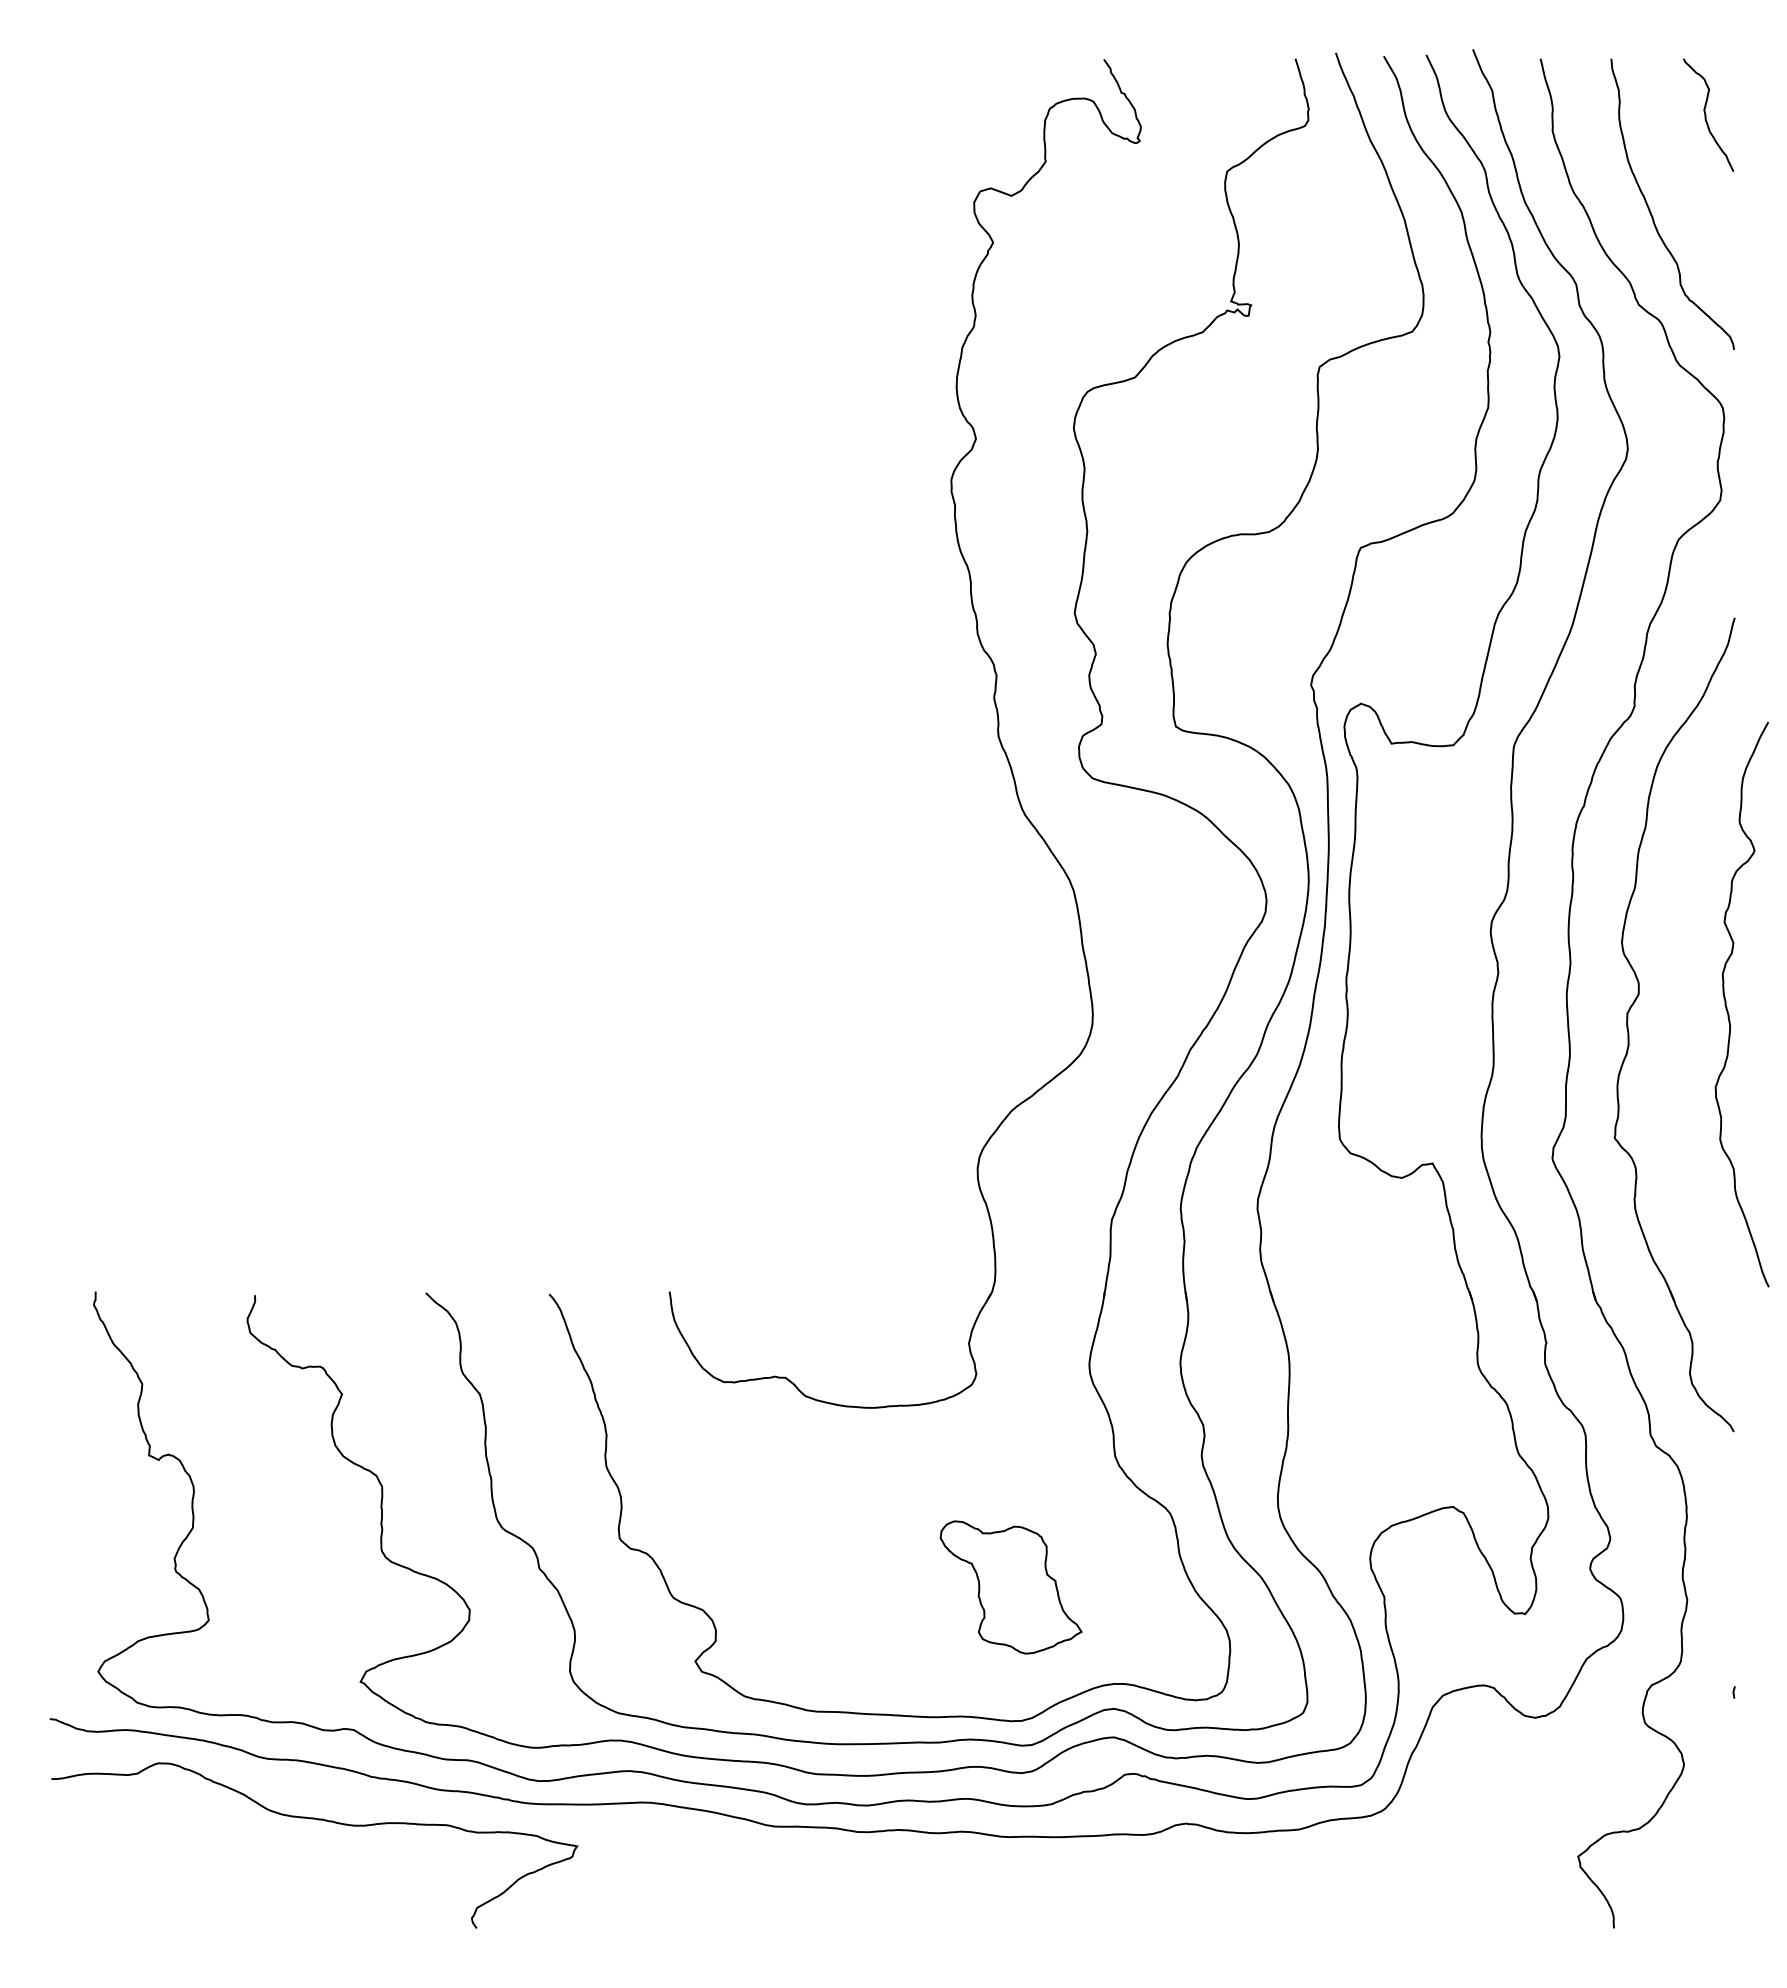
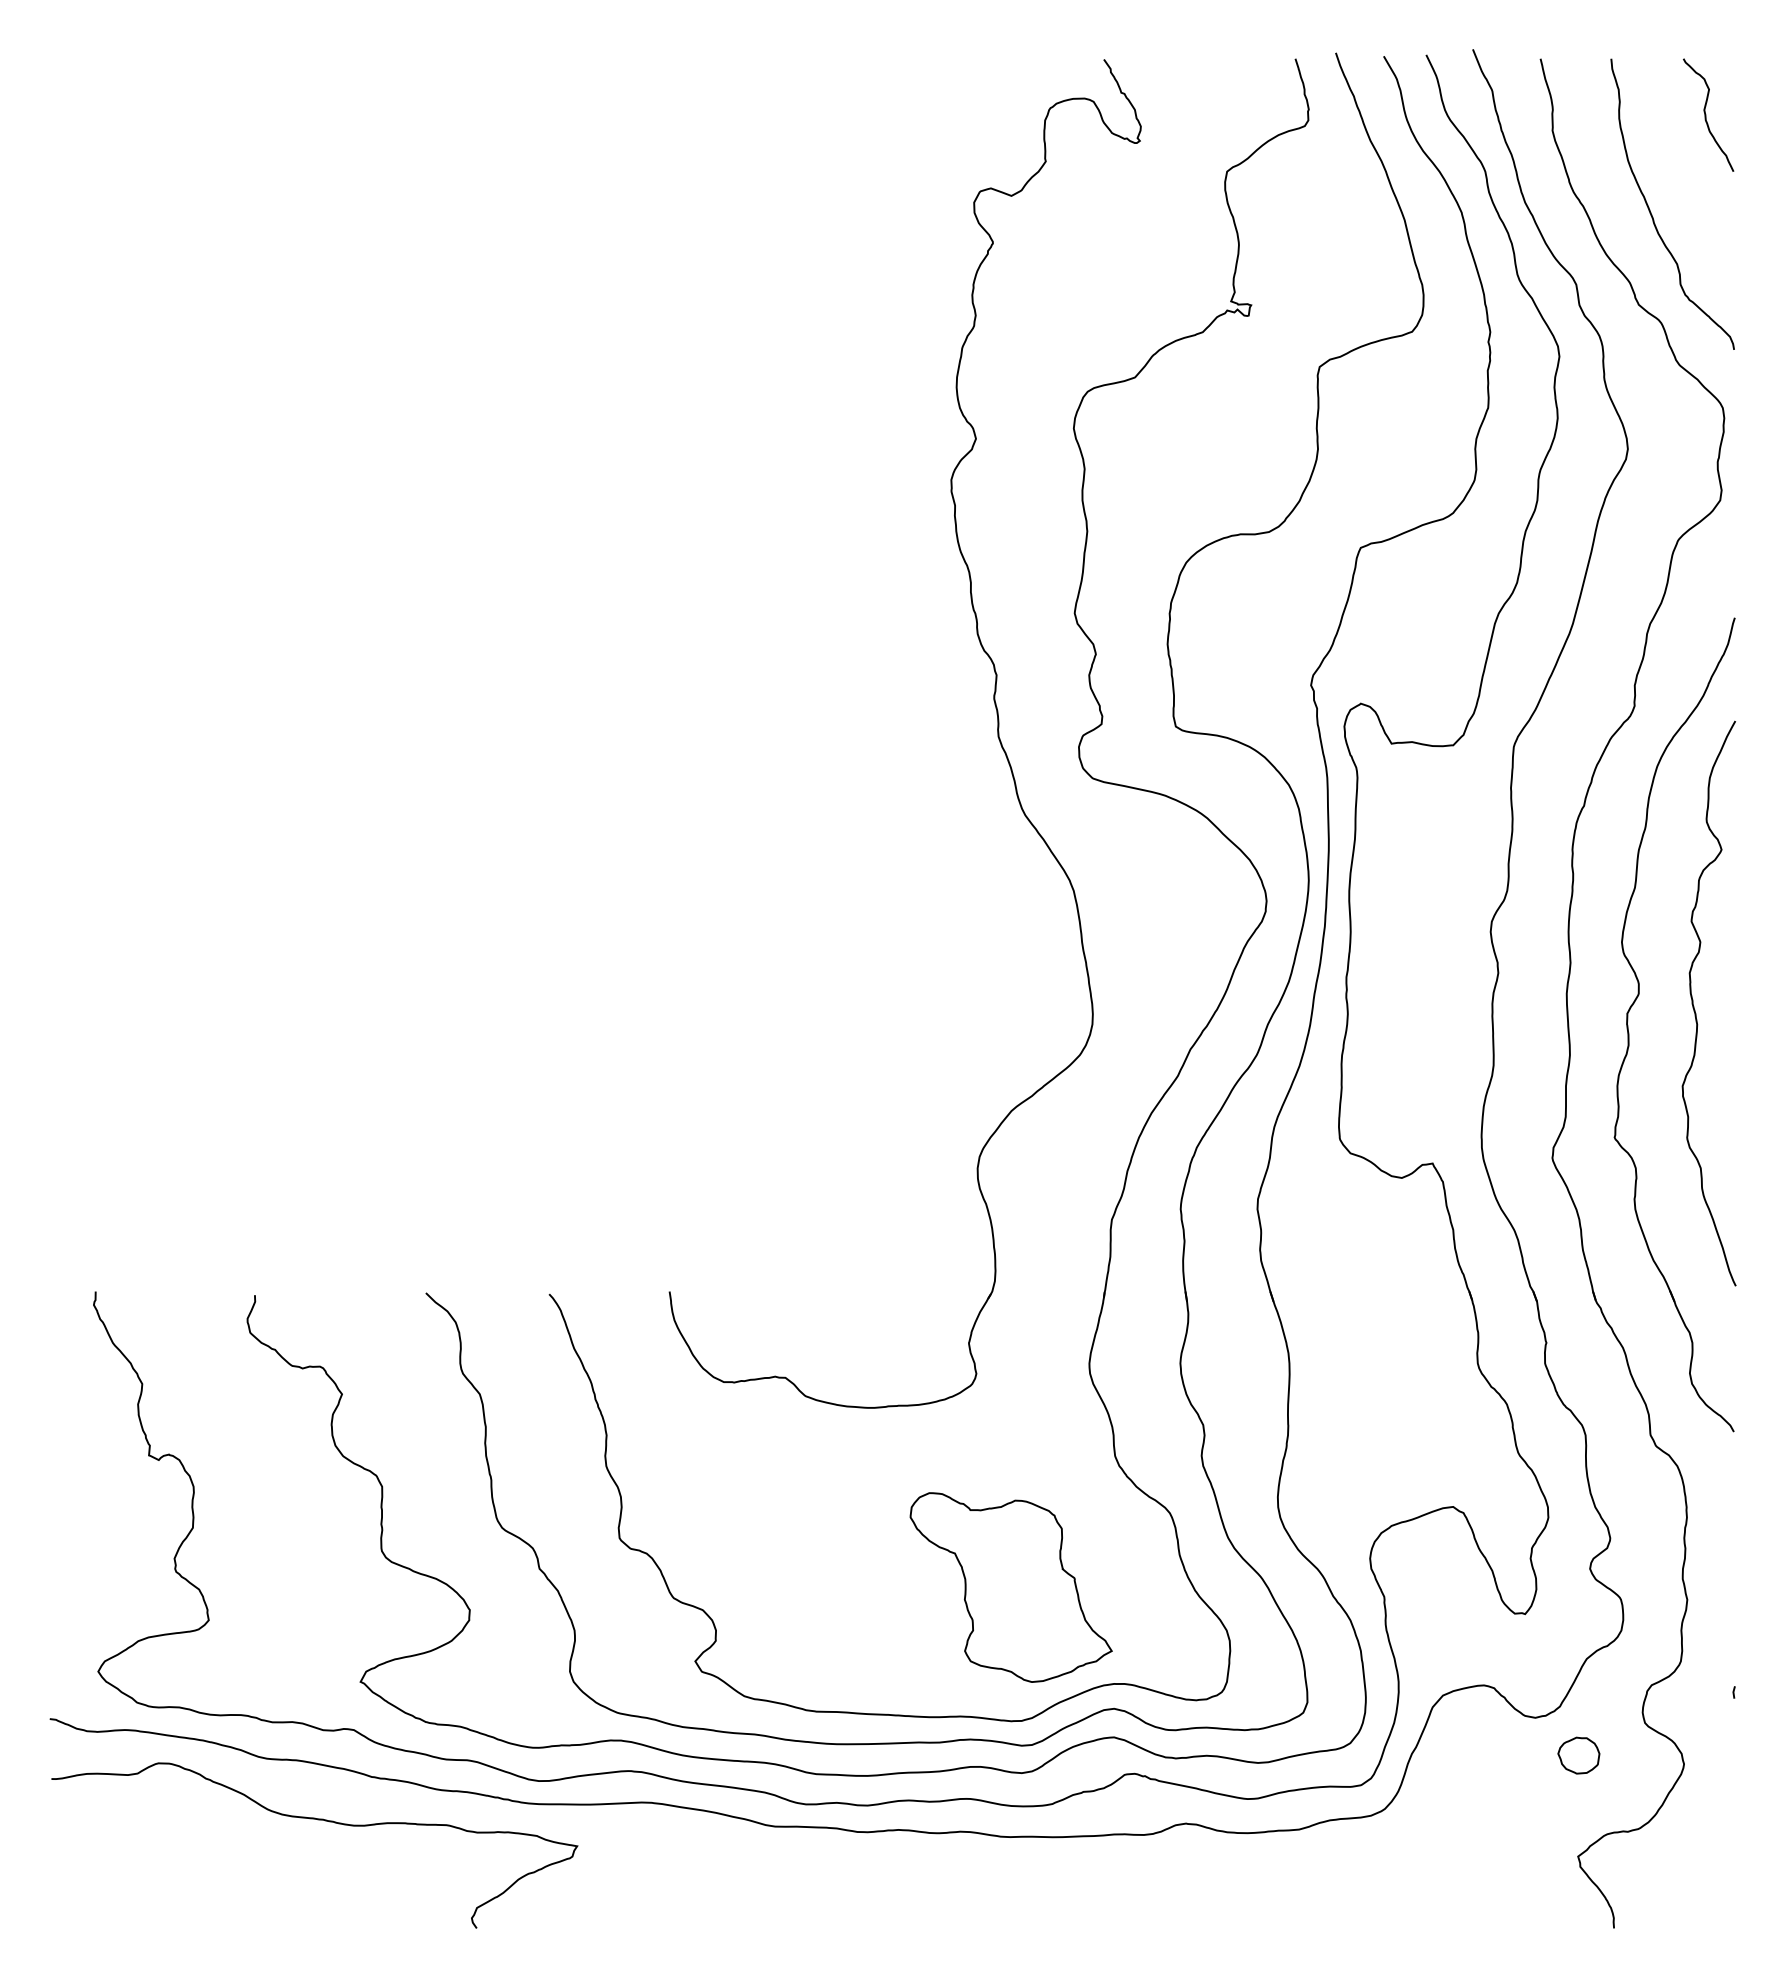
curve position: (1727, 1007) -> (1694, 1006) (1694, 1006)
part size: 144x135 px -> 204x191 px (1010, 1587)
part: none -> present (1578, 1755)
